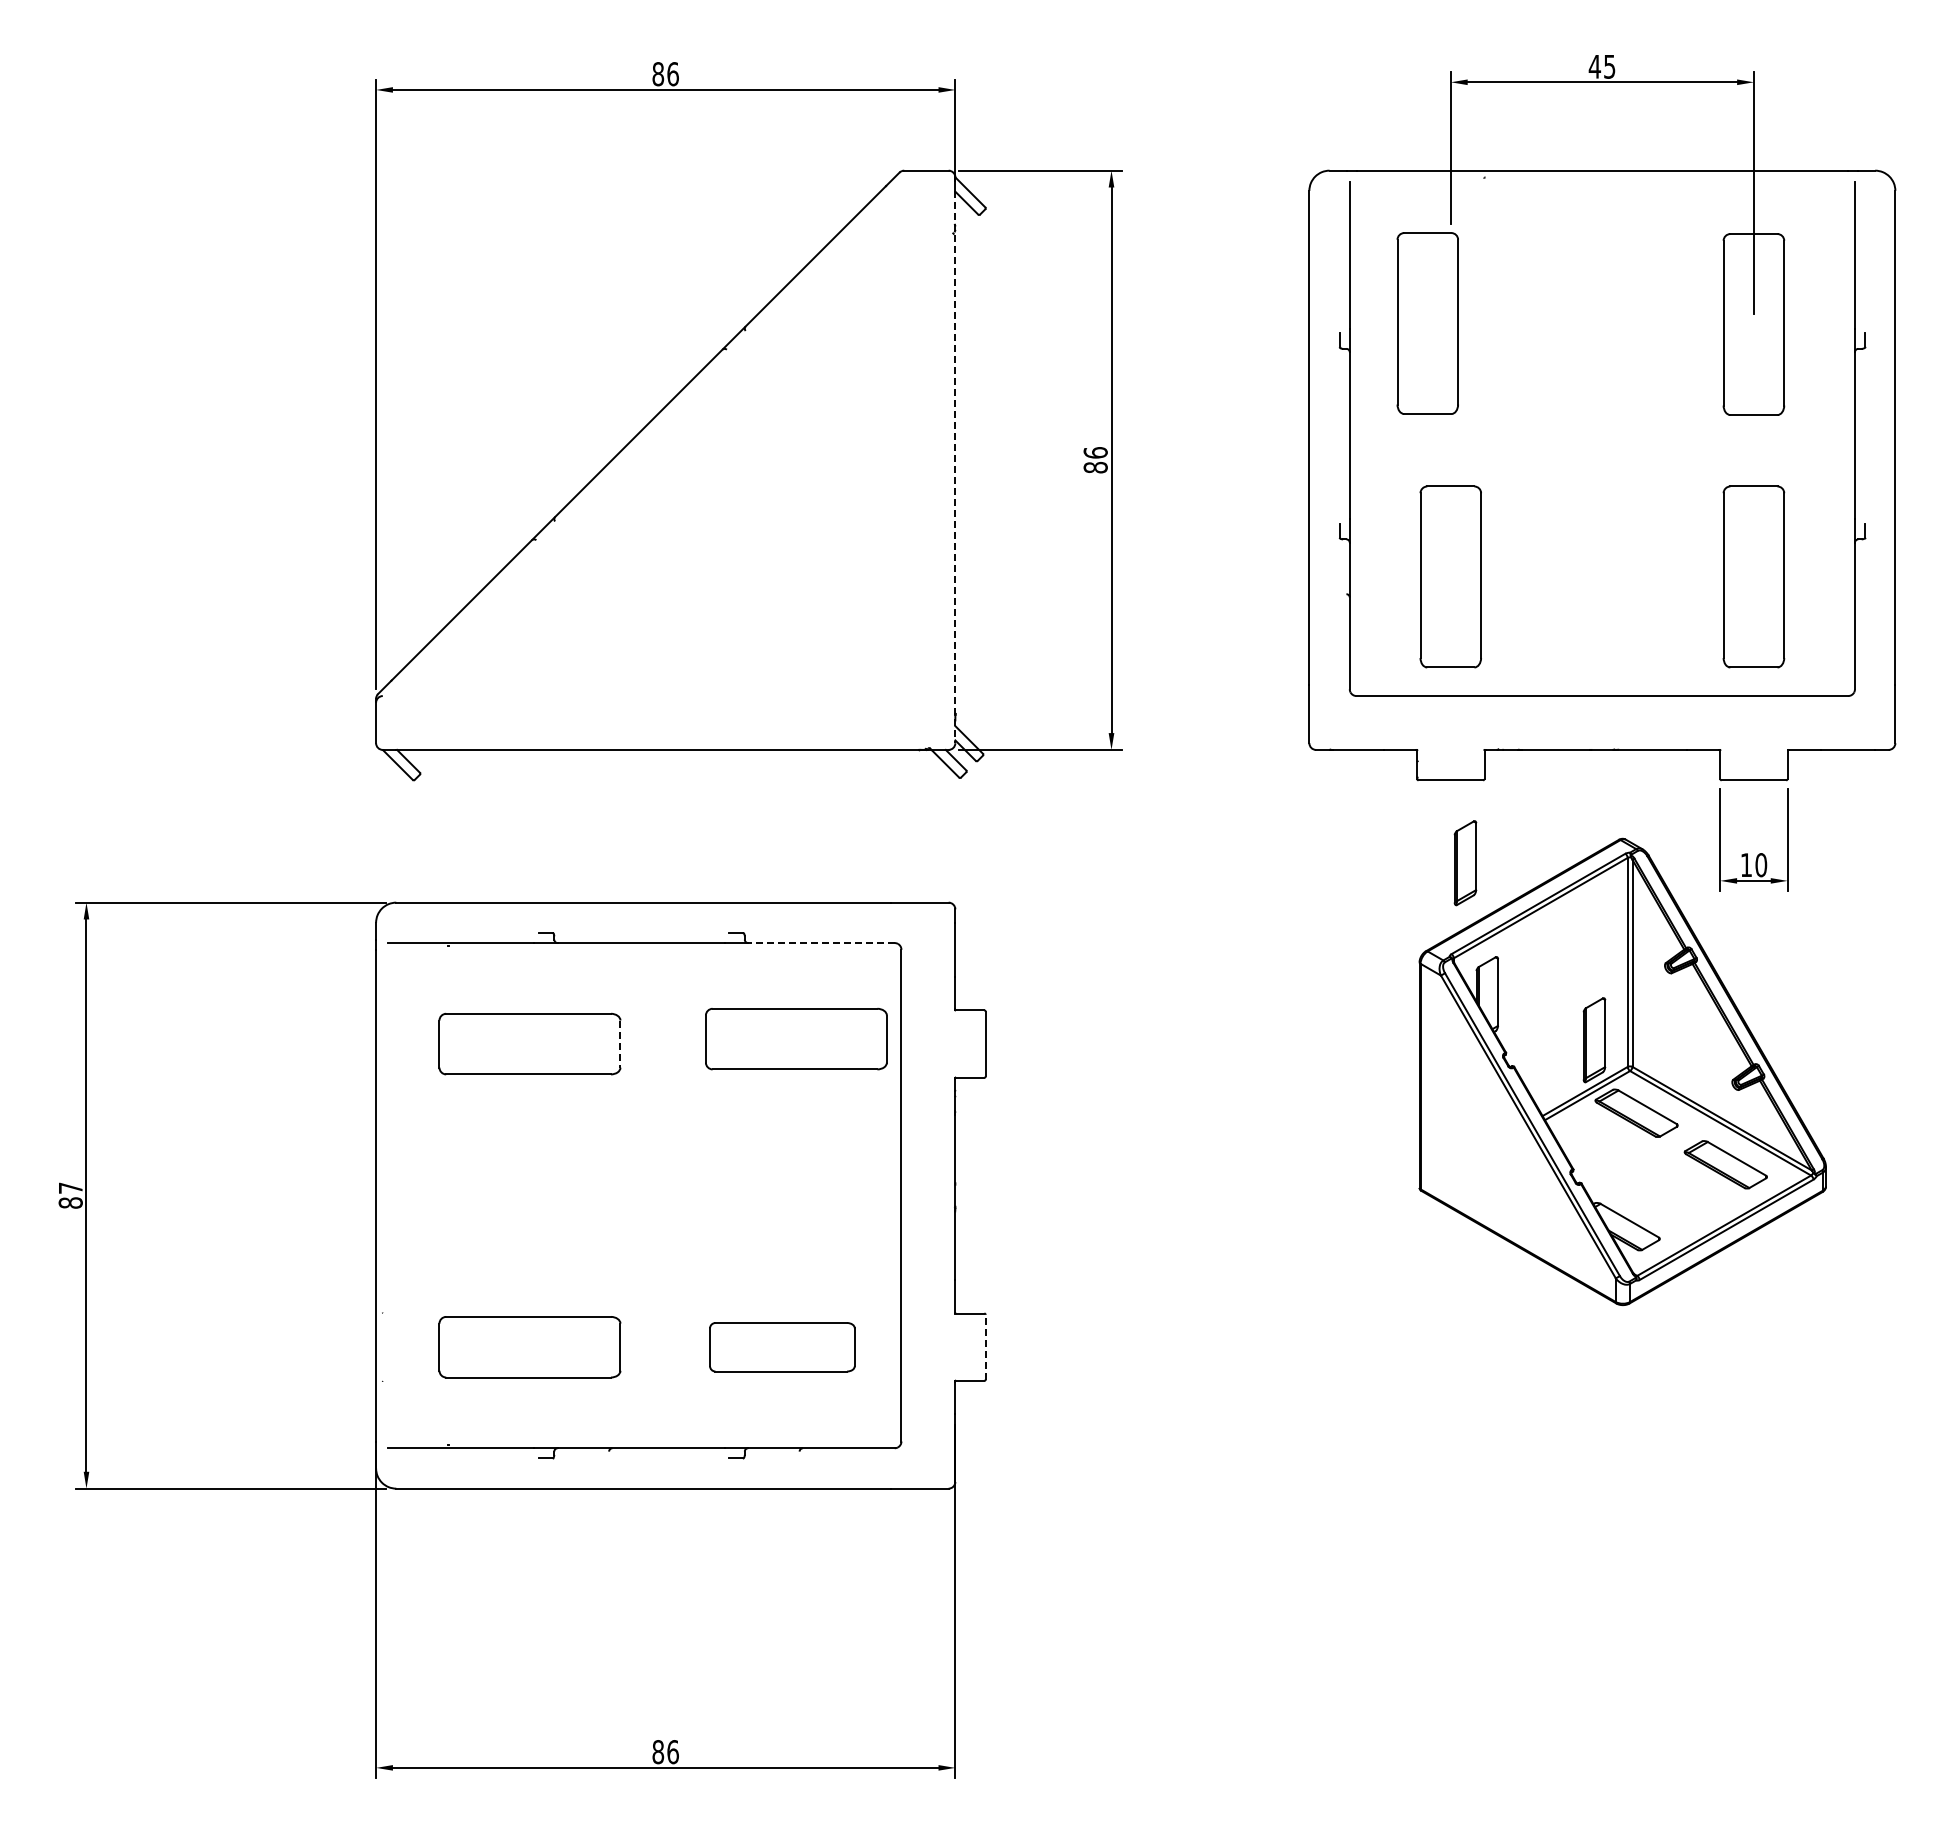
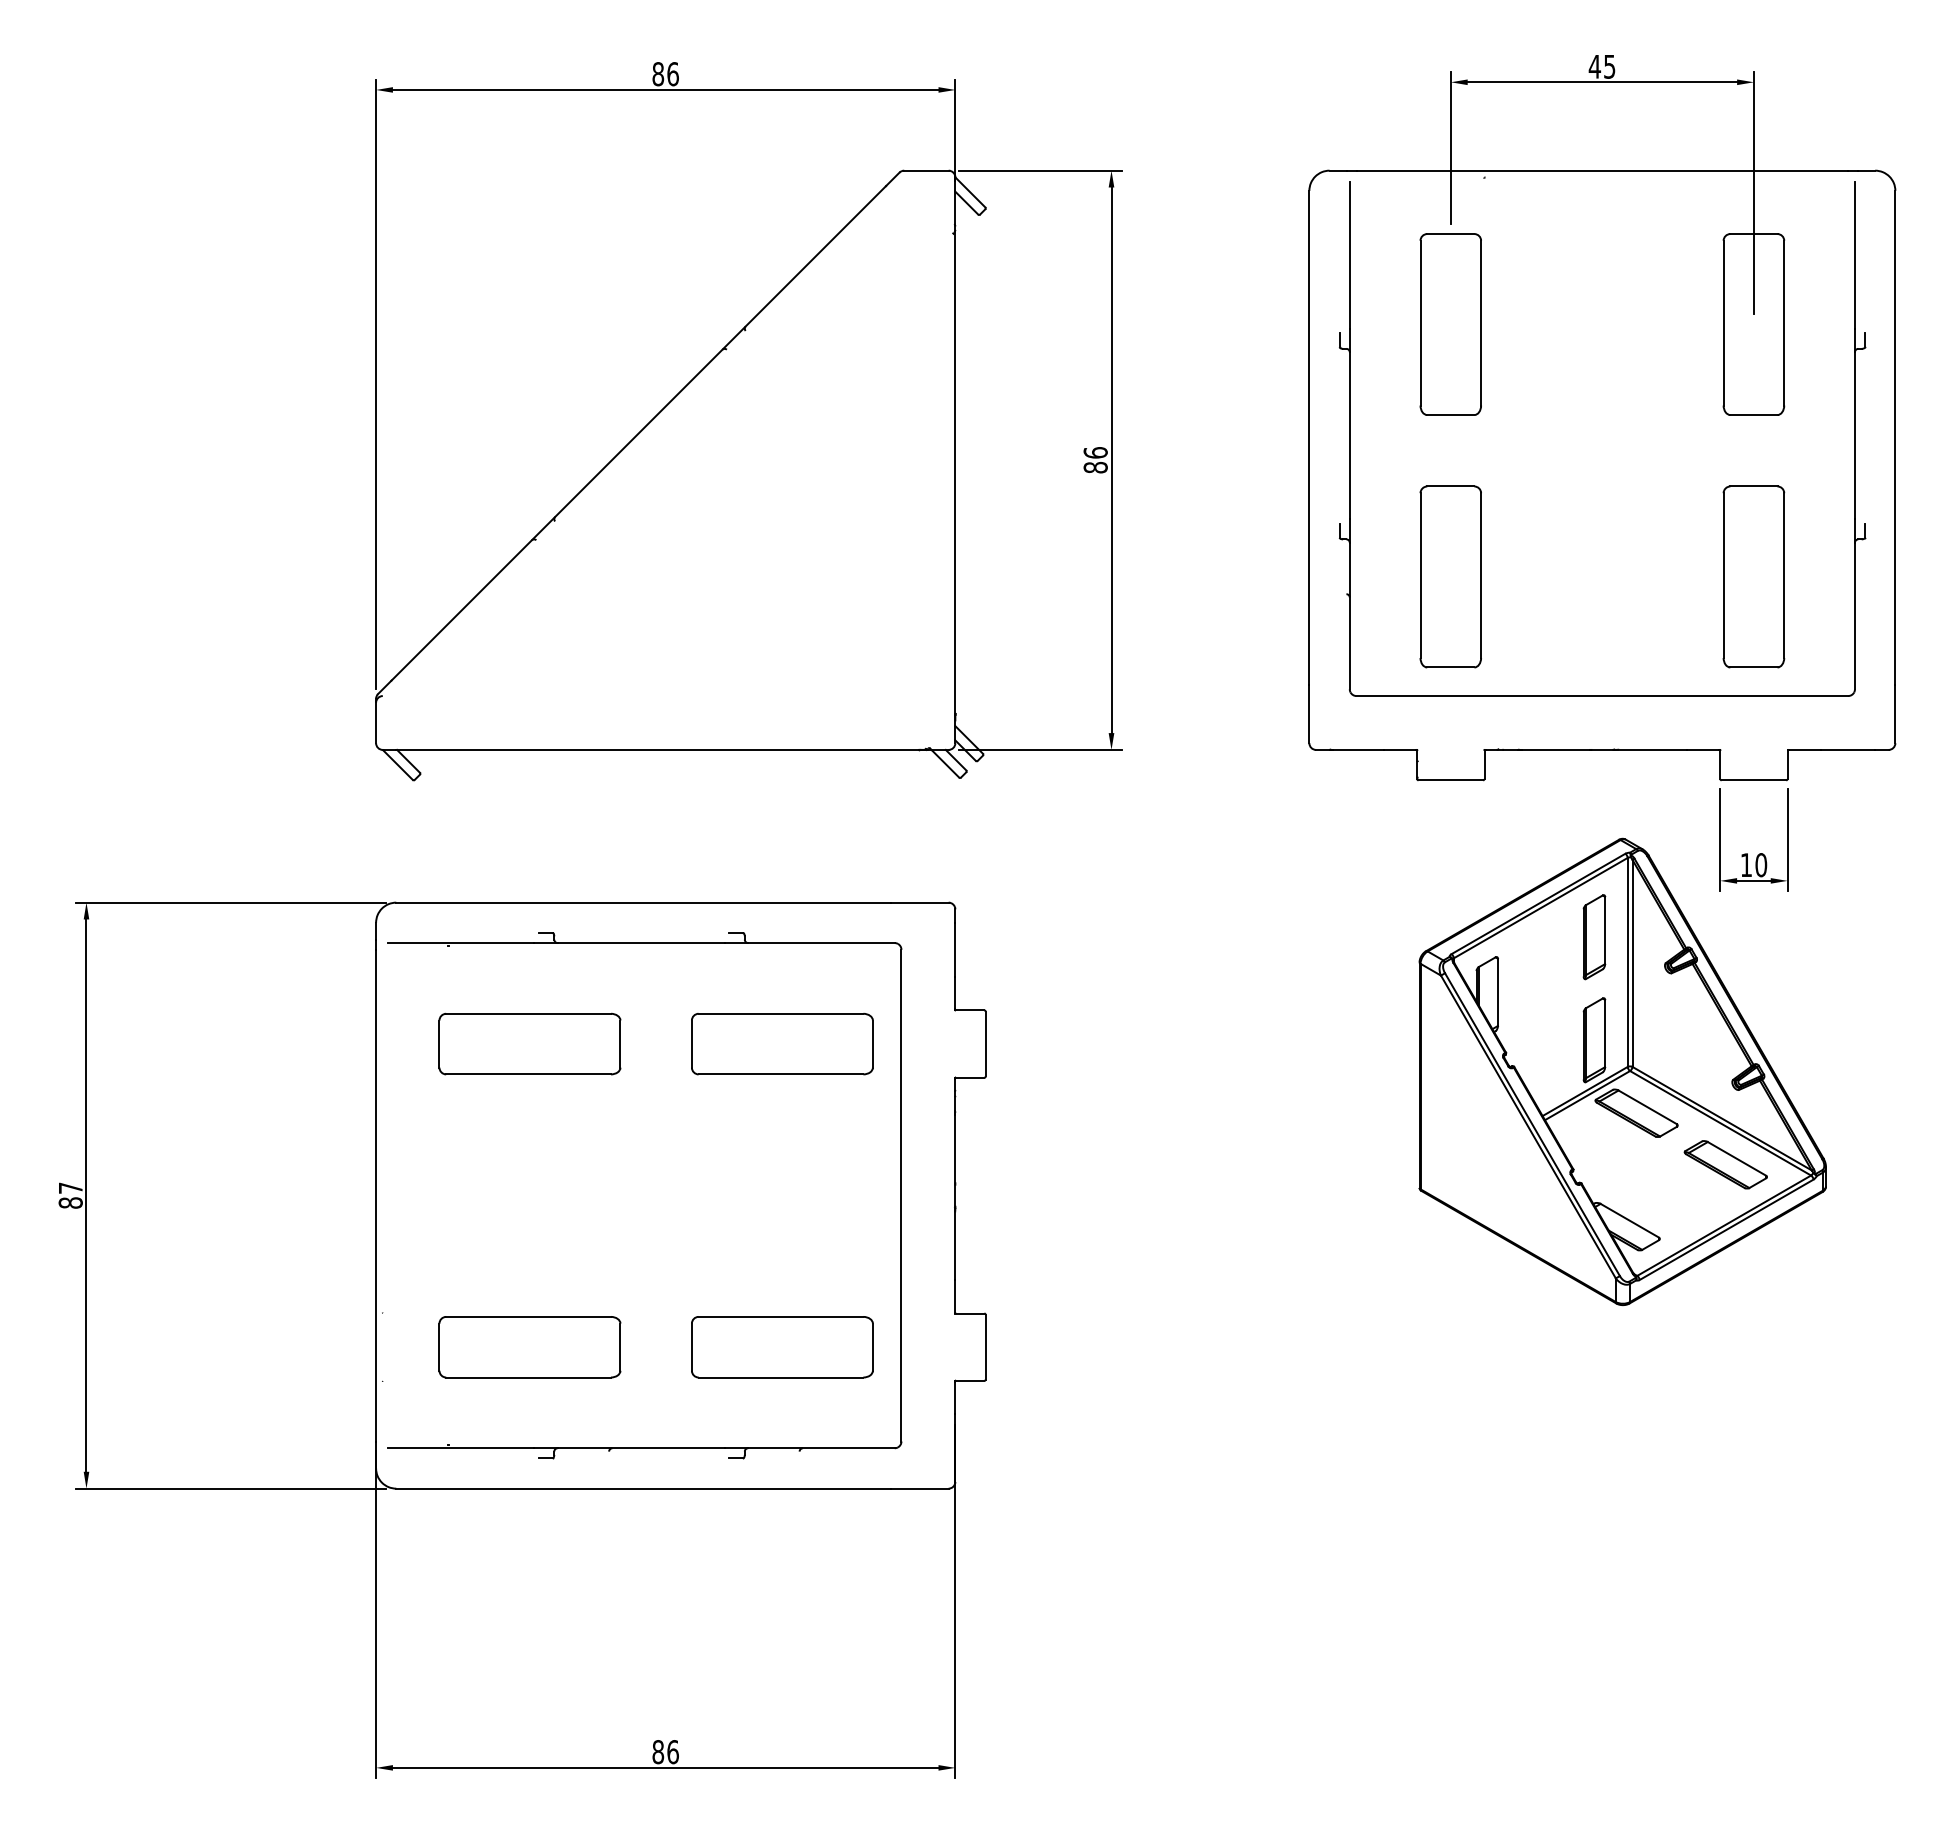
part position: (1427, 323) -> (1450, 324) (1450, 324)
line: dashed -> solid (955, 467)
part position: (1465, 863) -> (1594, 937) (1594, 937)
line: dashed -> solid (820, 943)
part position: (796, 1039) -> (782, 1044) (782, 1044)
line: dashed -> solid (620, 1044)
line: dashed -> solid (985, 1346)
part size: 147x51 px -> 183x63 px (782, 1347)
